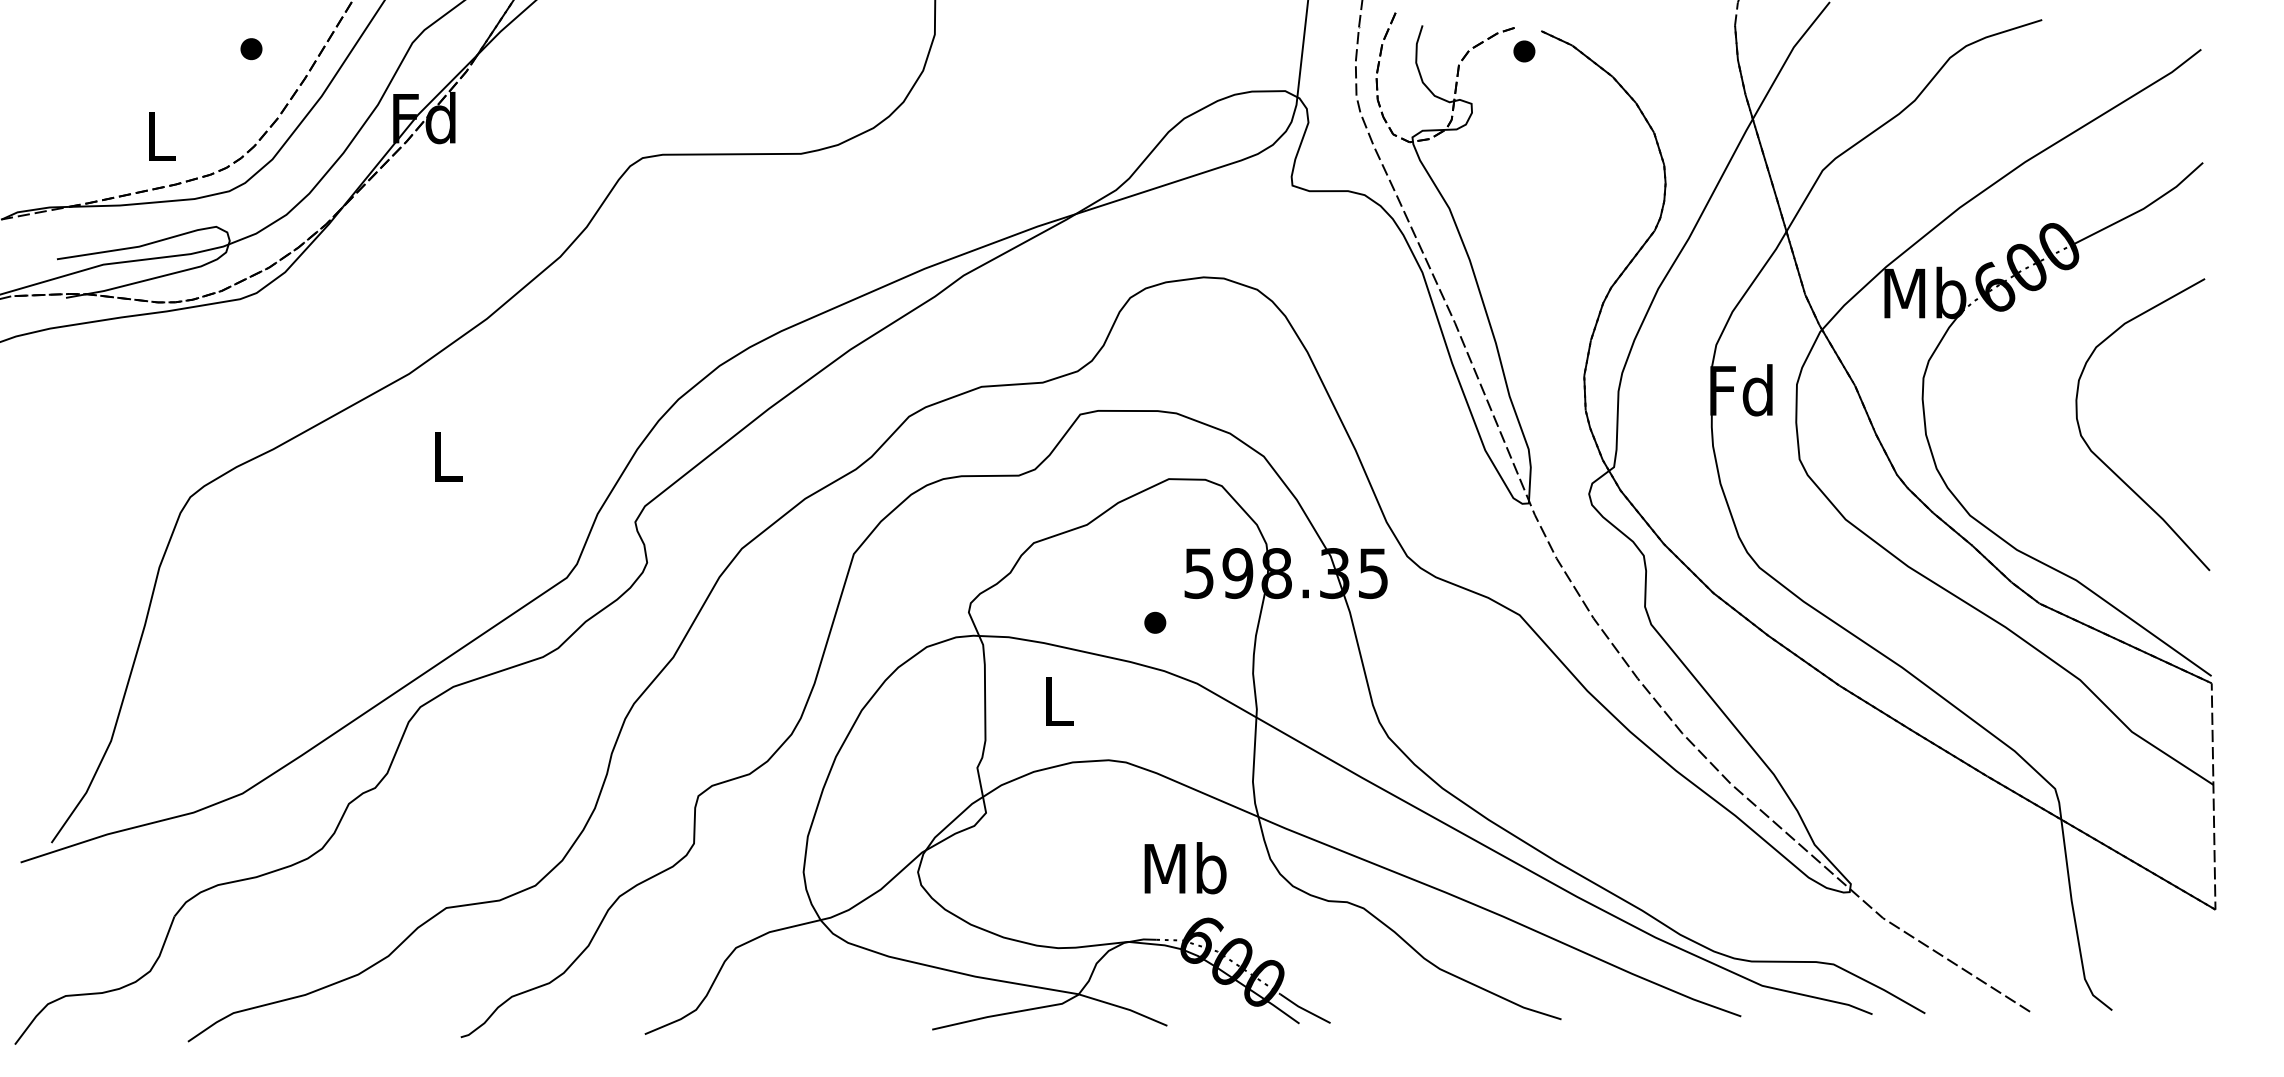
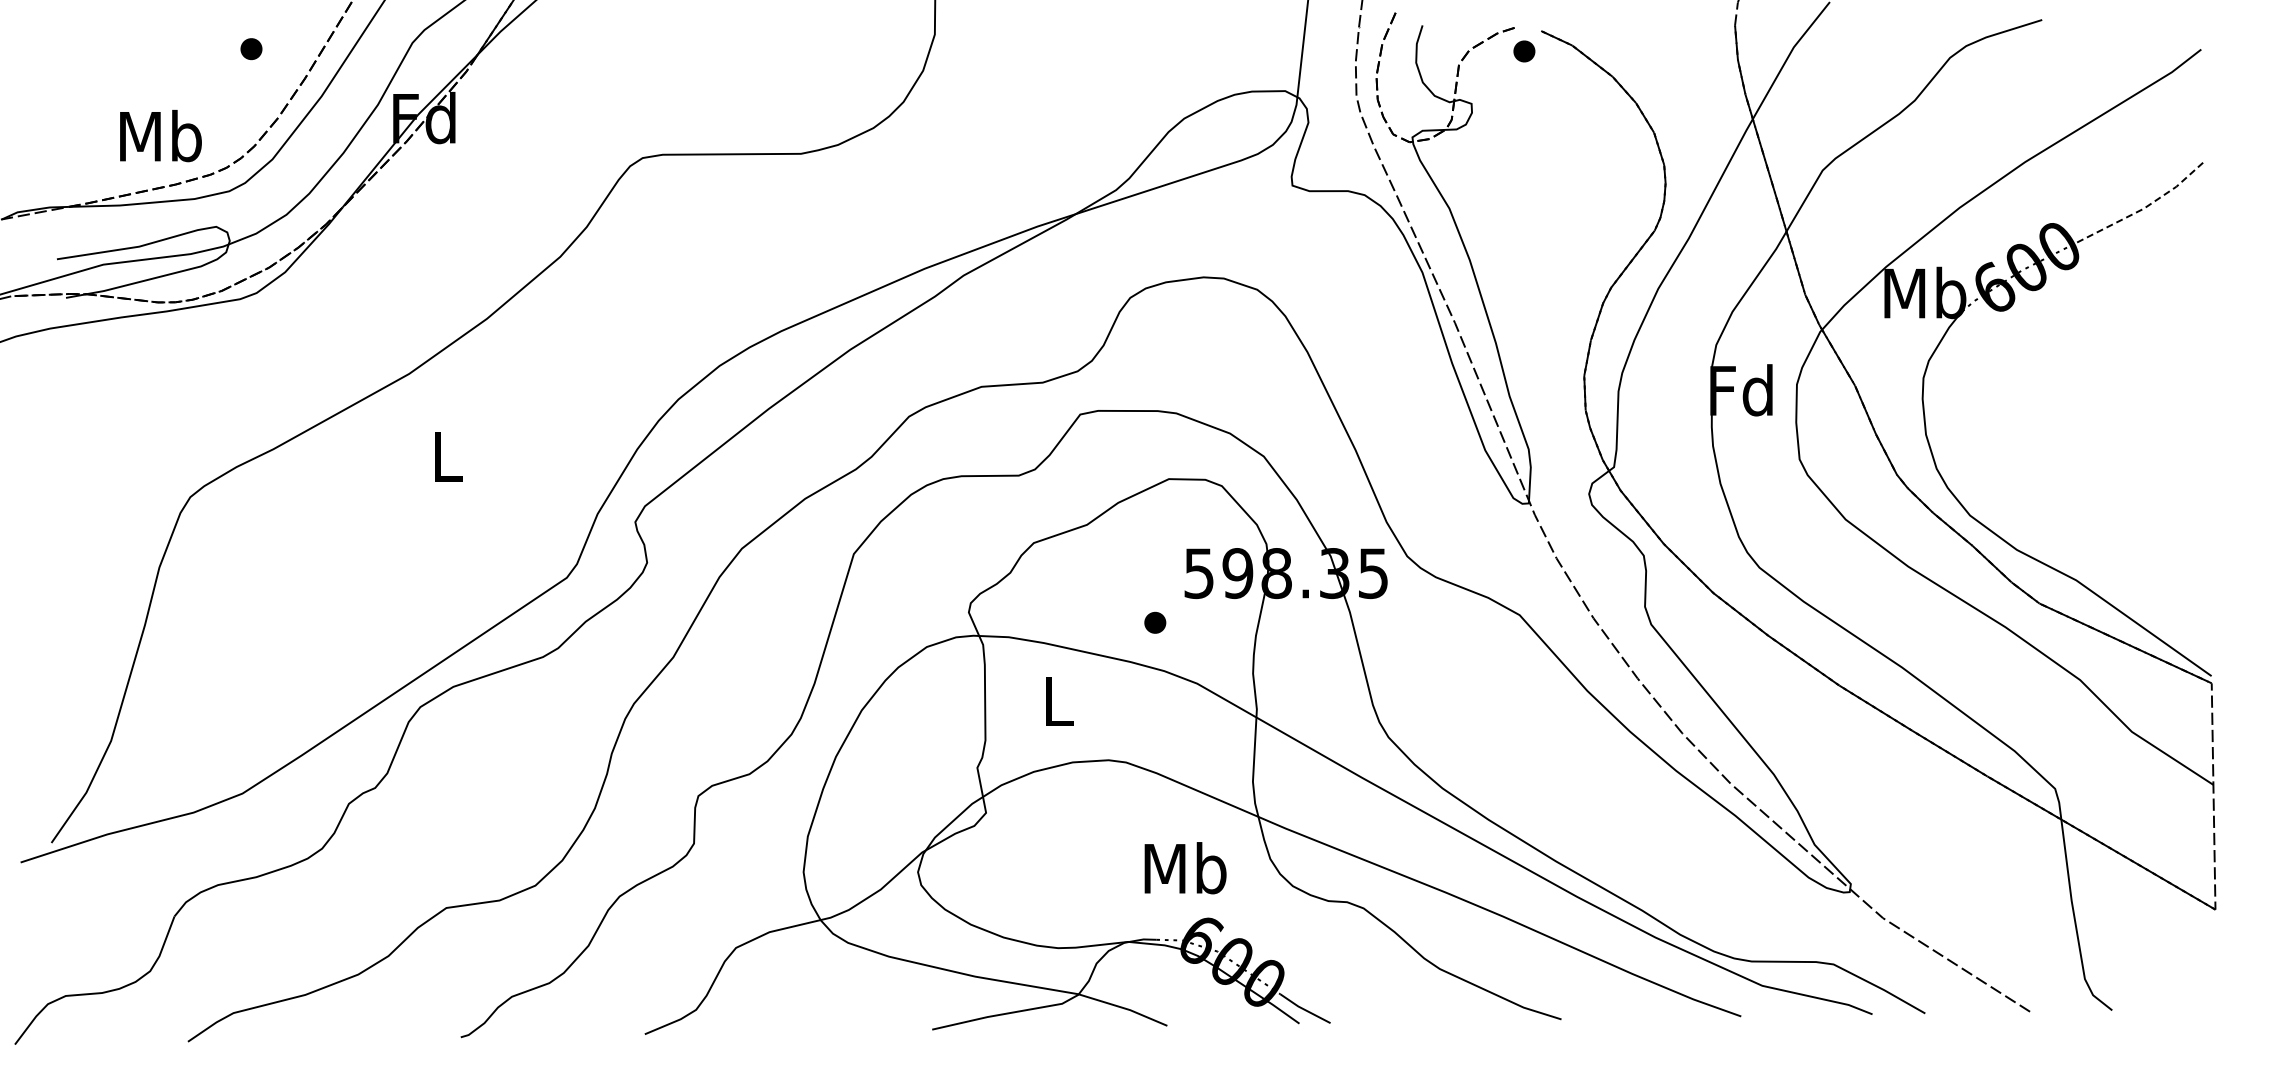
text: L -> Mb (160, 135)
line: solid -> dashed (2143, 208)
curve: present -> none (2104, 462)
